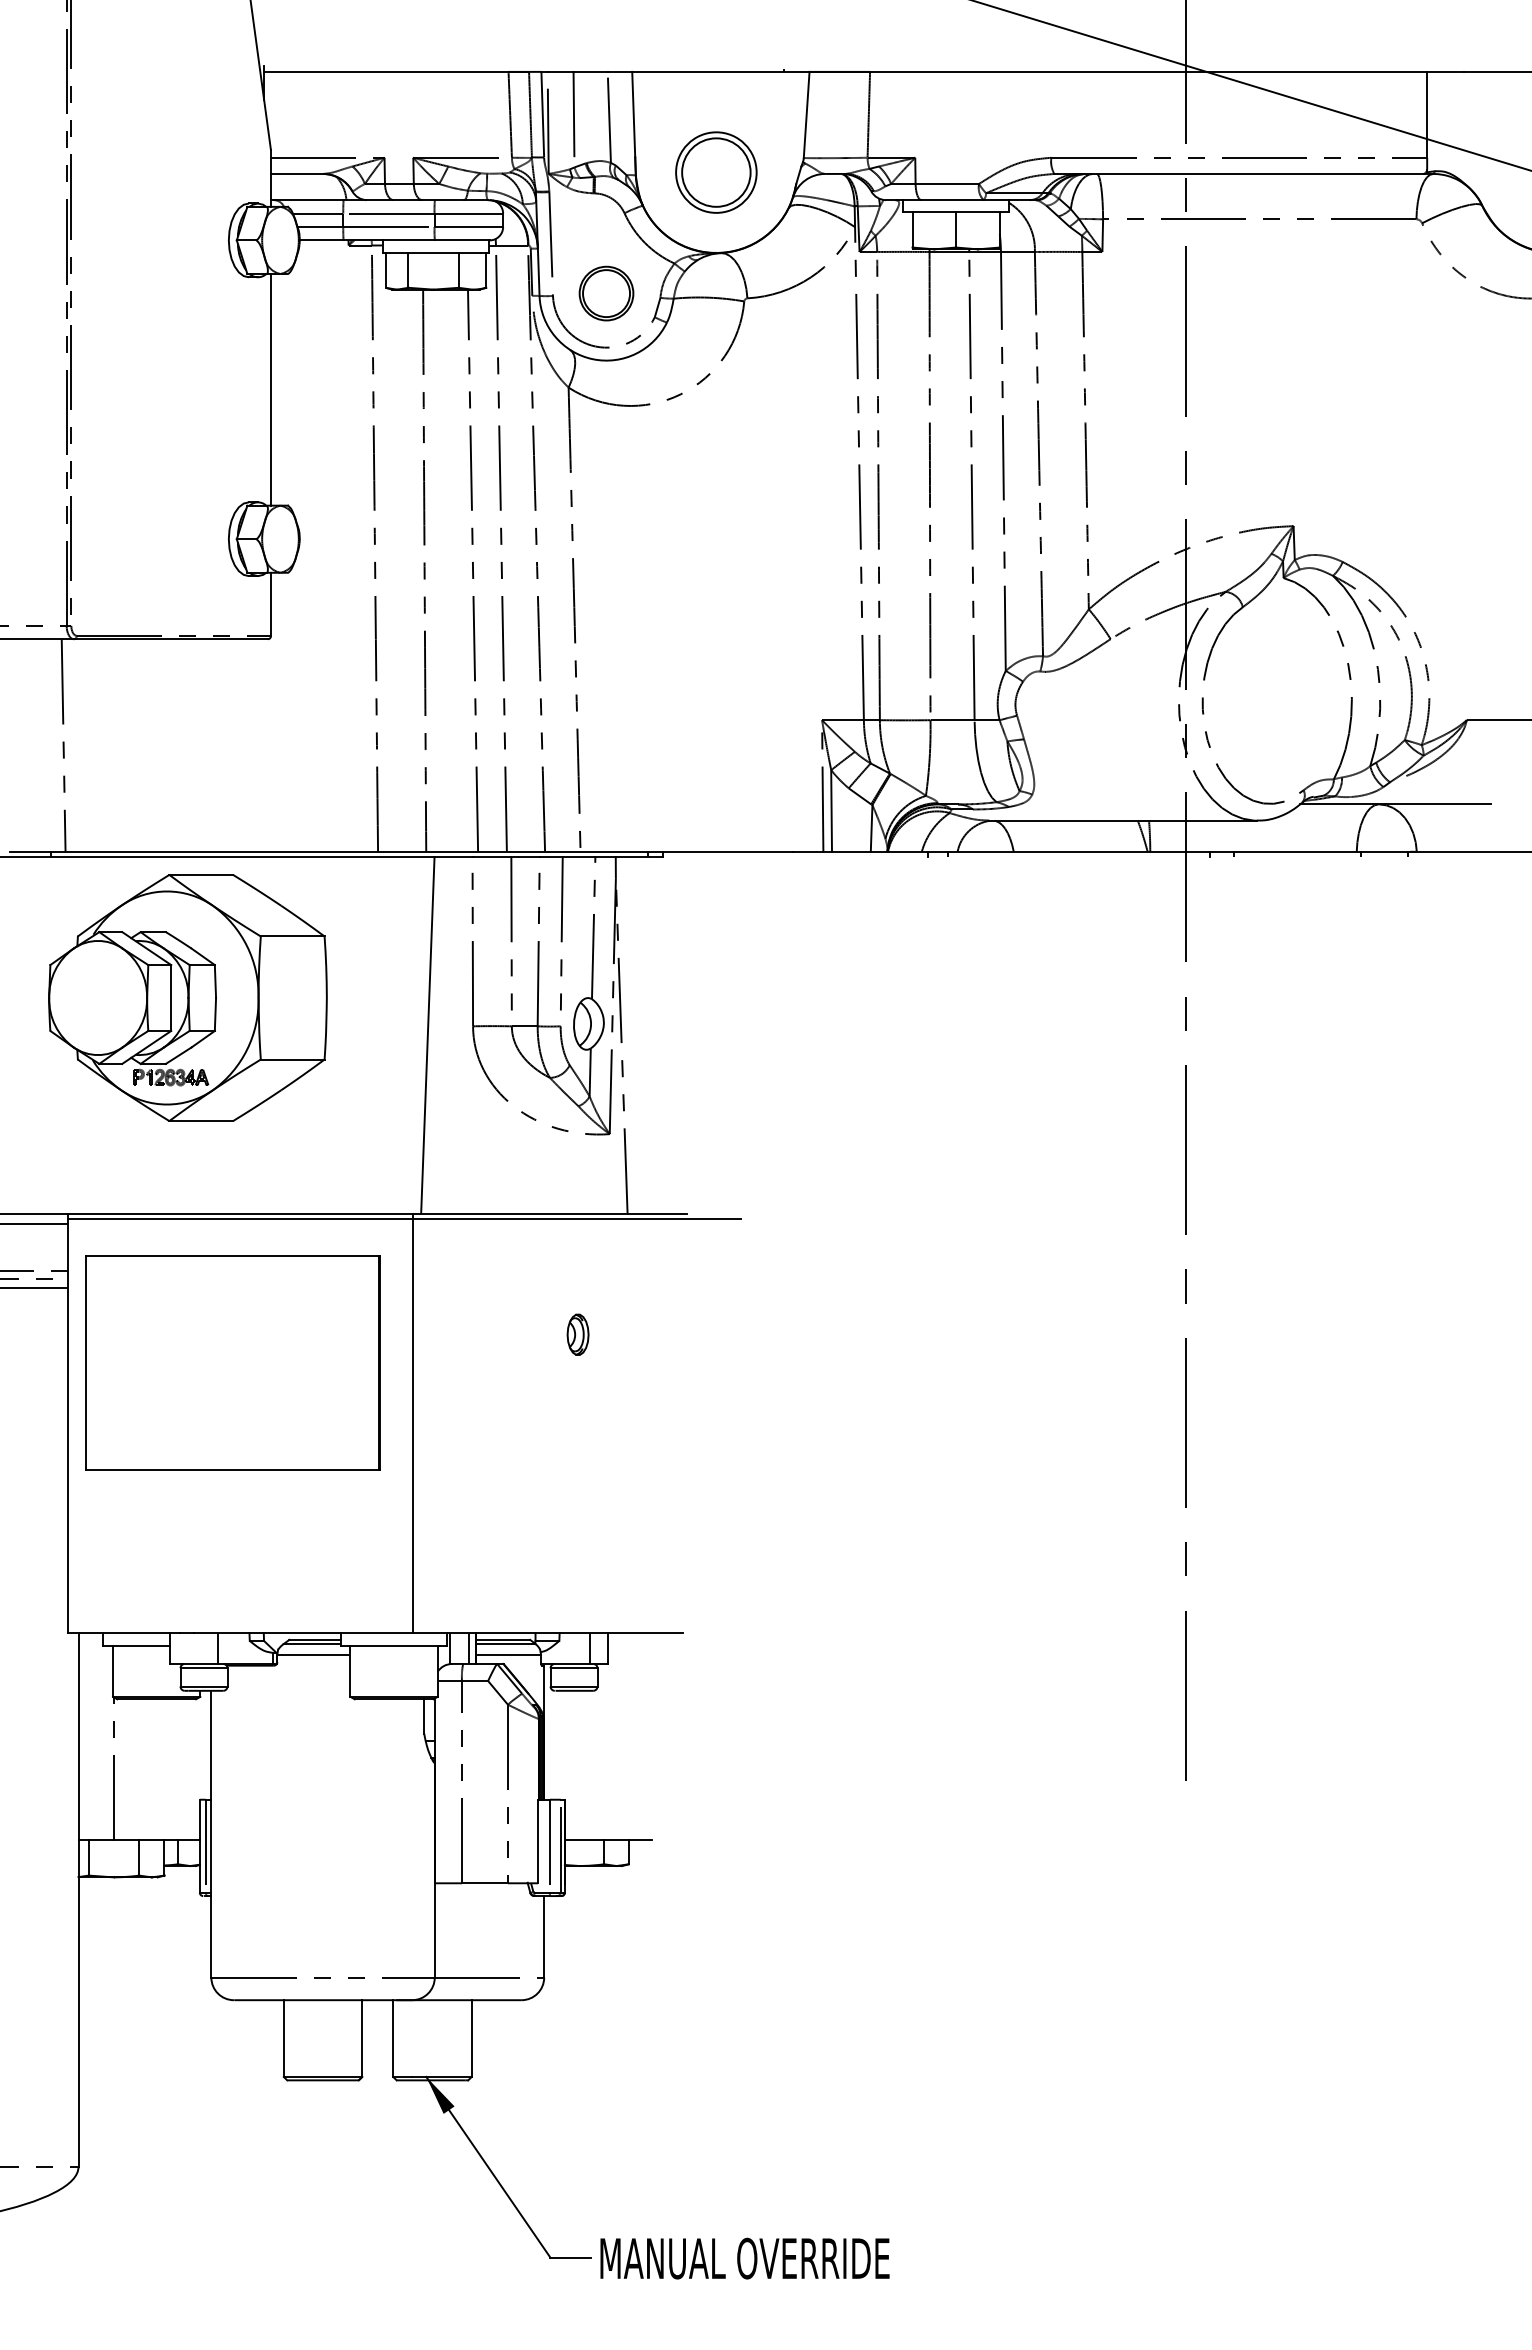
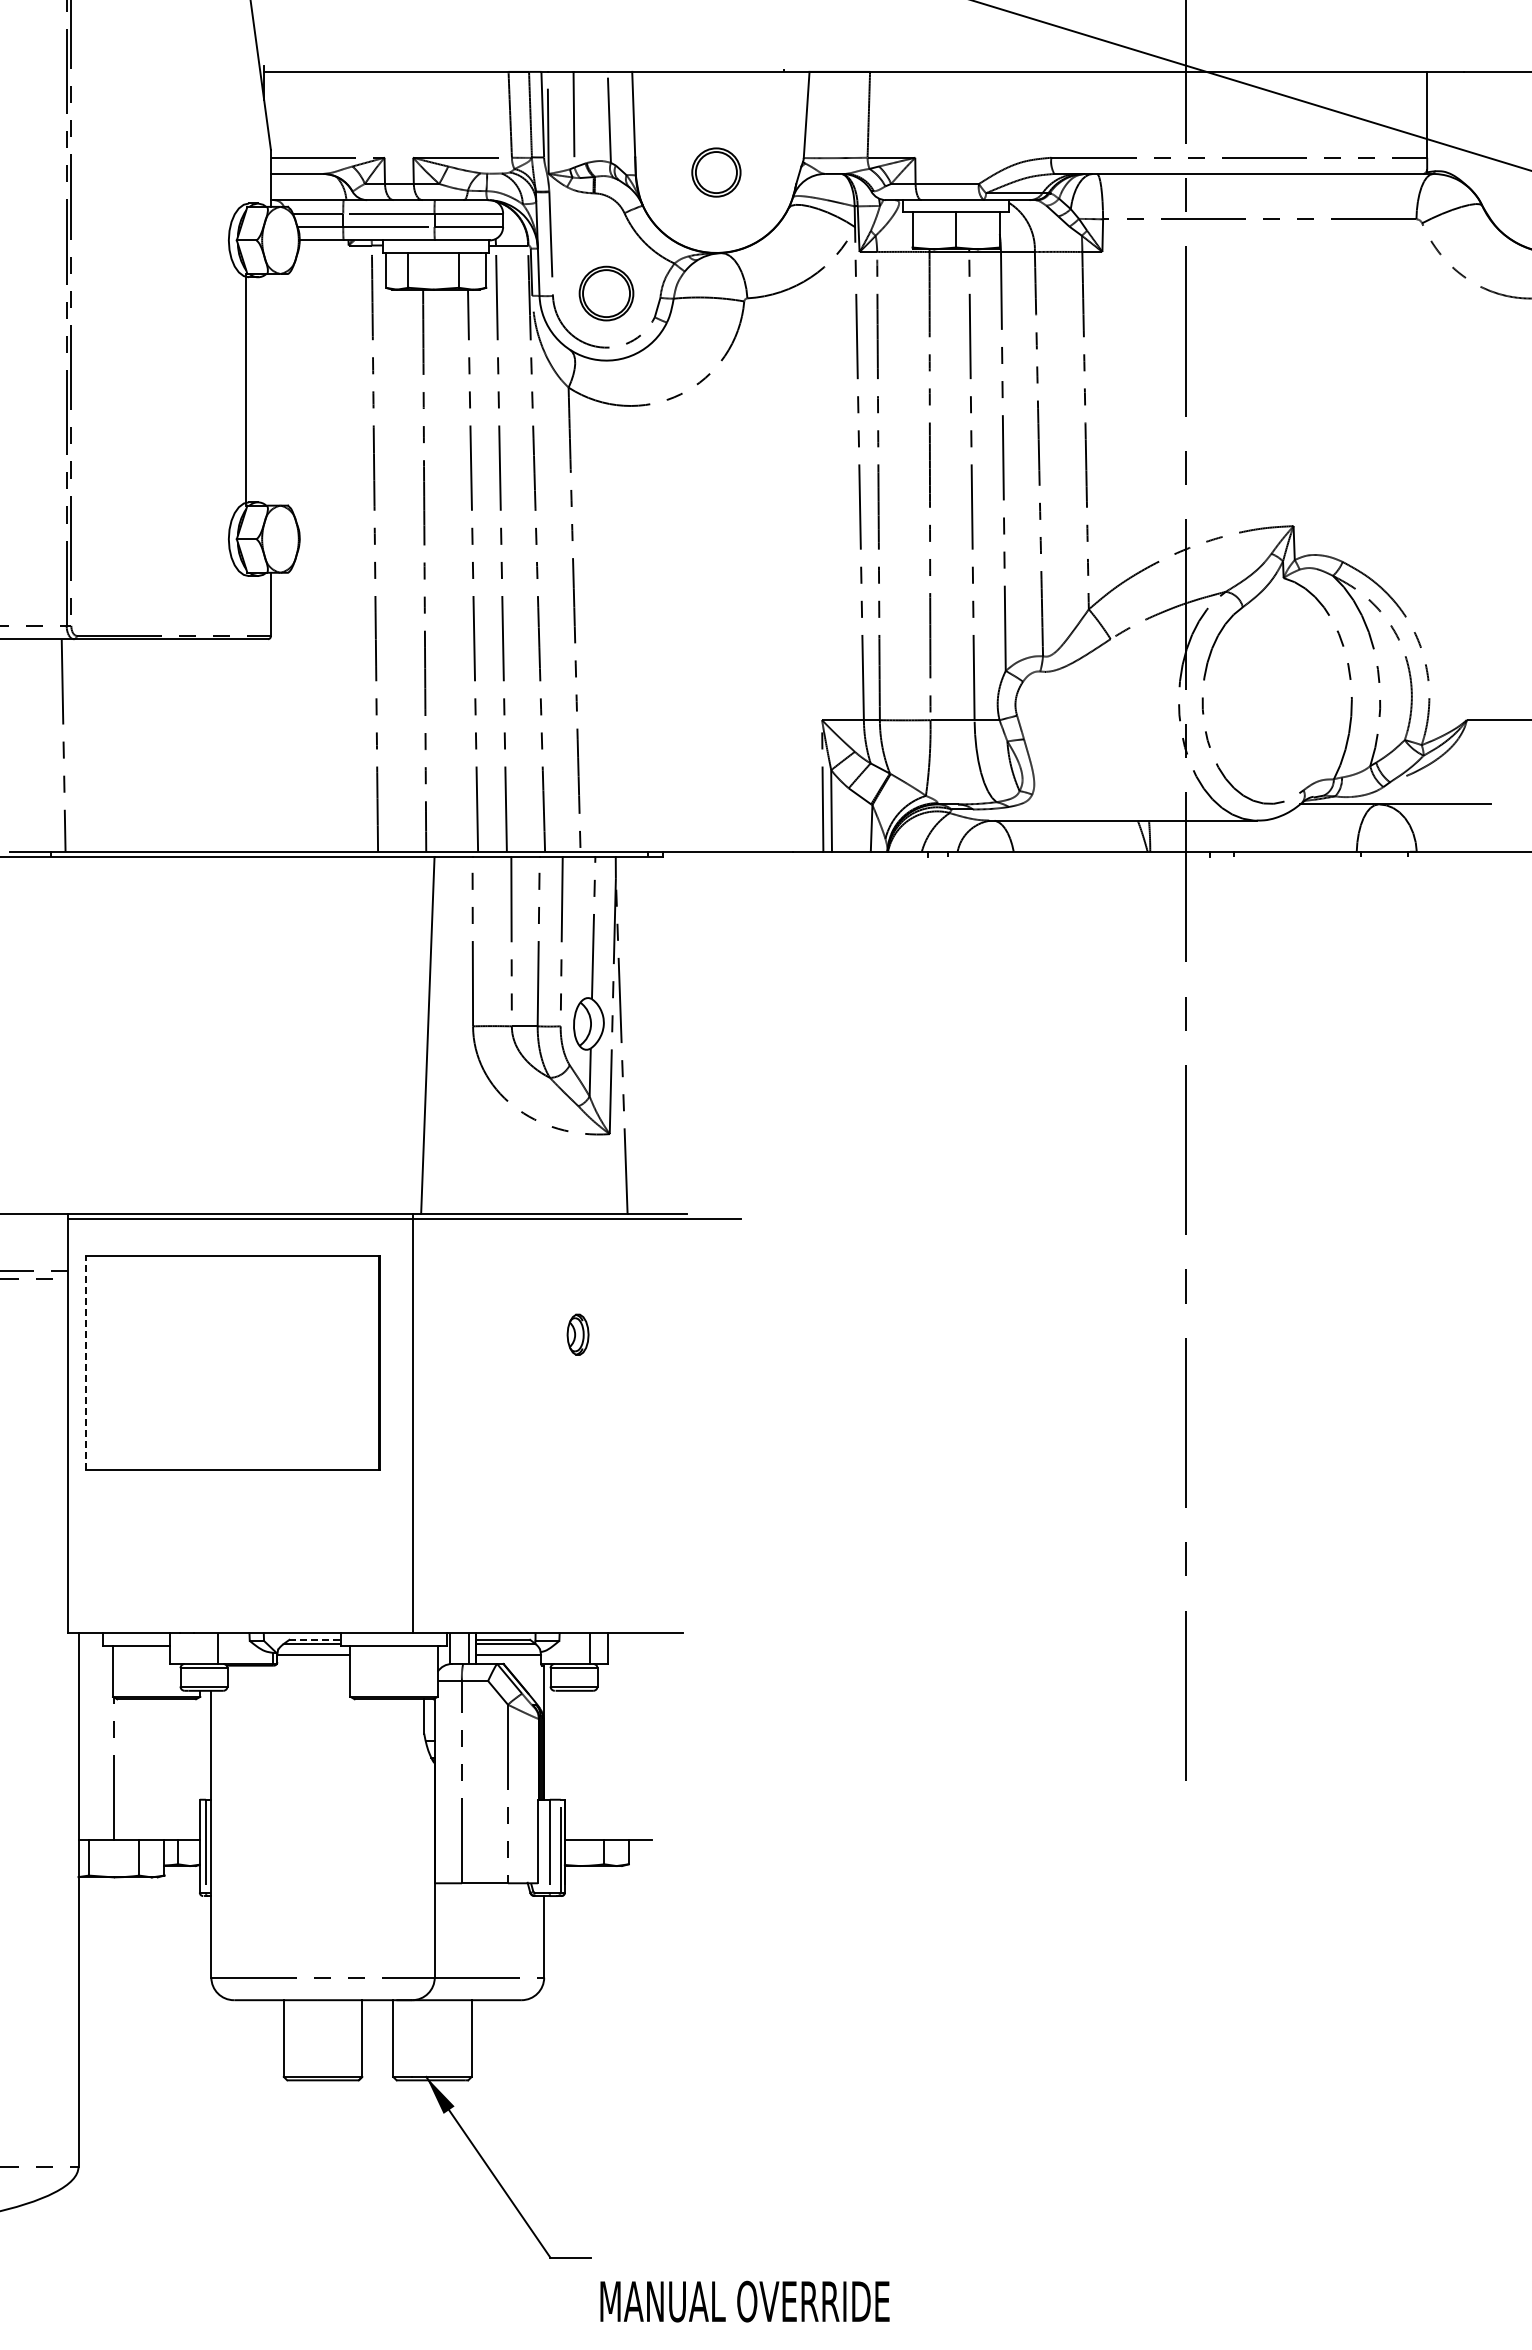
part size: 83x83 px -> 51x51 px (716, 172)
line position: (270, 389) -> (245, 389) (245, 389)
part: present -> none (187, 997)
line: present -> none (35, 1223)
line: present -> none (35, 1288)
line: solid -> dashed (86, 1363)
line: solid -> dashed (315, 1639)
text position: (744, 2258) -> (744, 2301) (744, 2301)
